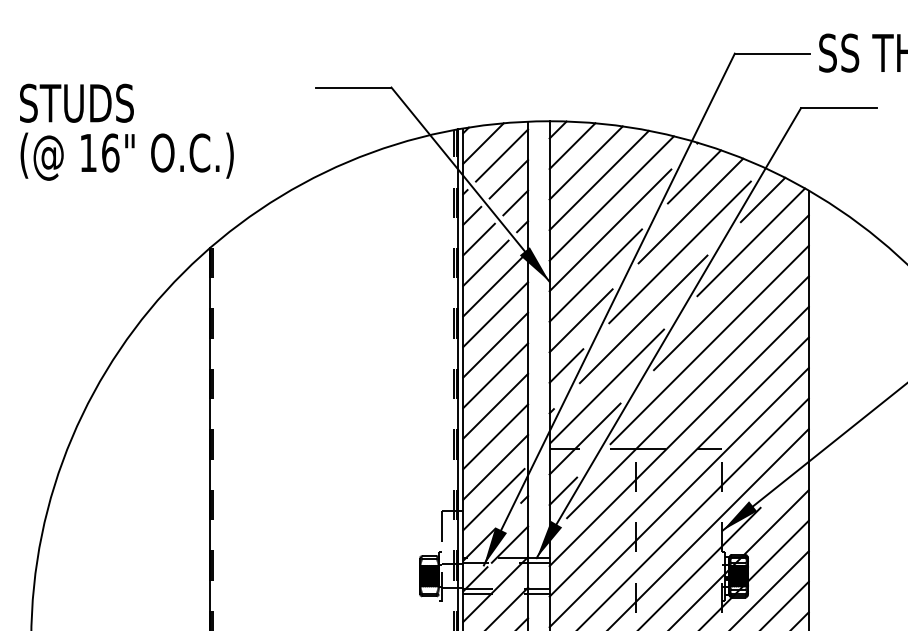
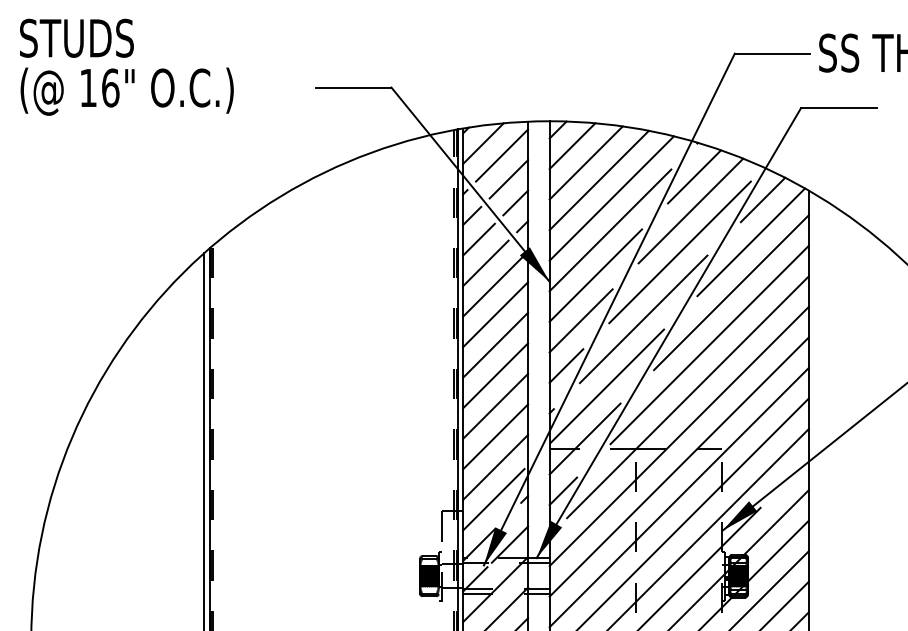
text position: (126, 131) -> (126, 66) (126, 66)
line: none -> present (204, 440)
